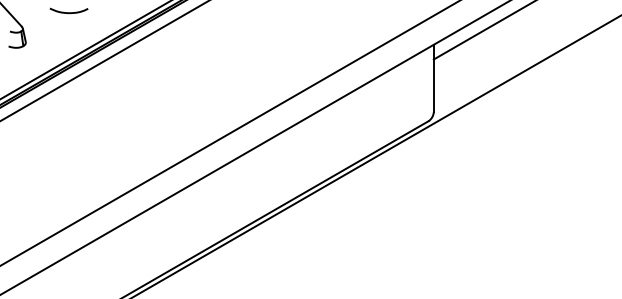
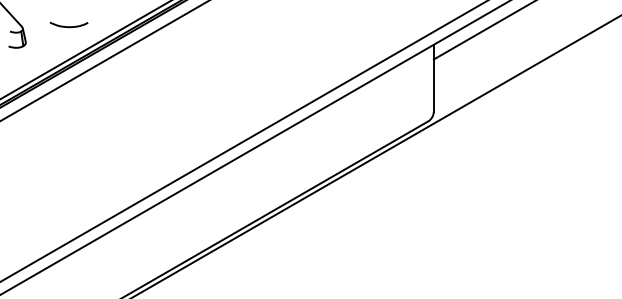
curve position: (68, 12) -> (68, 26) (68, 26)
line position: (229, 133) -> (243, 141) (243, 141)
